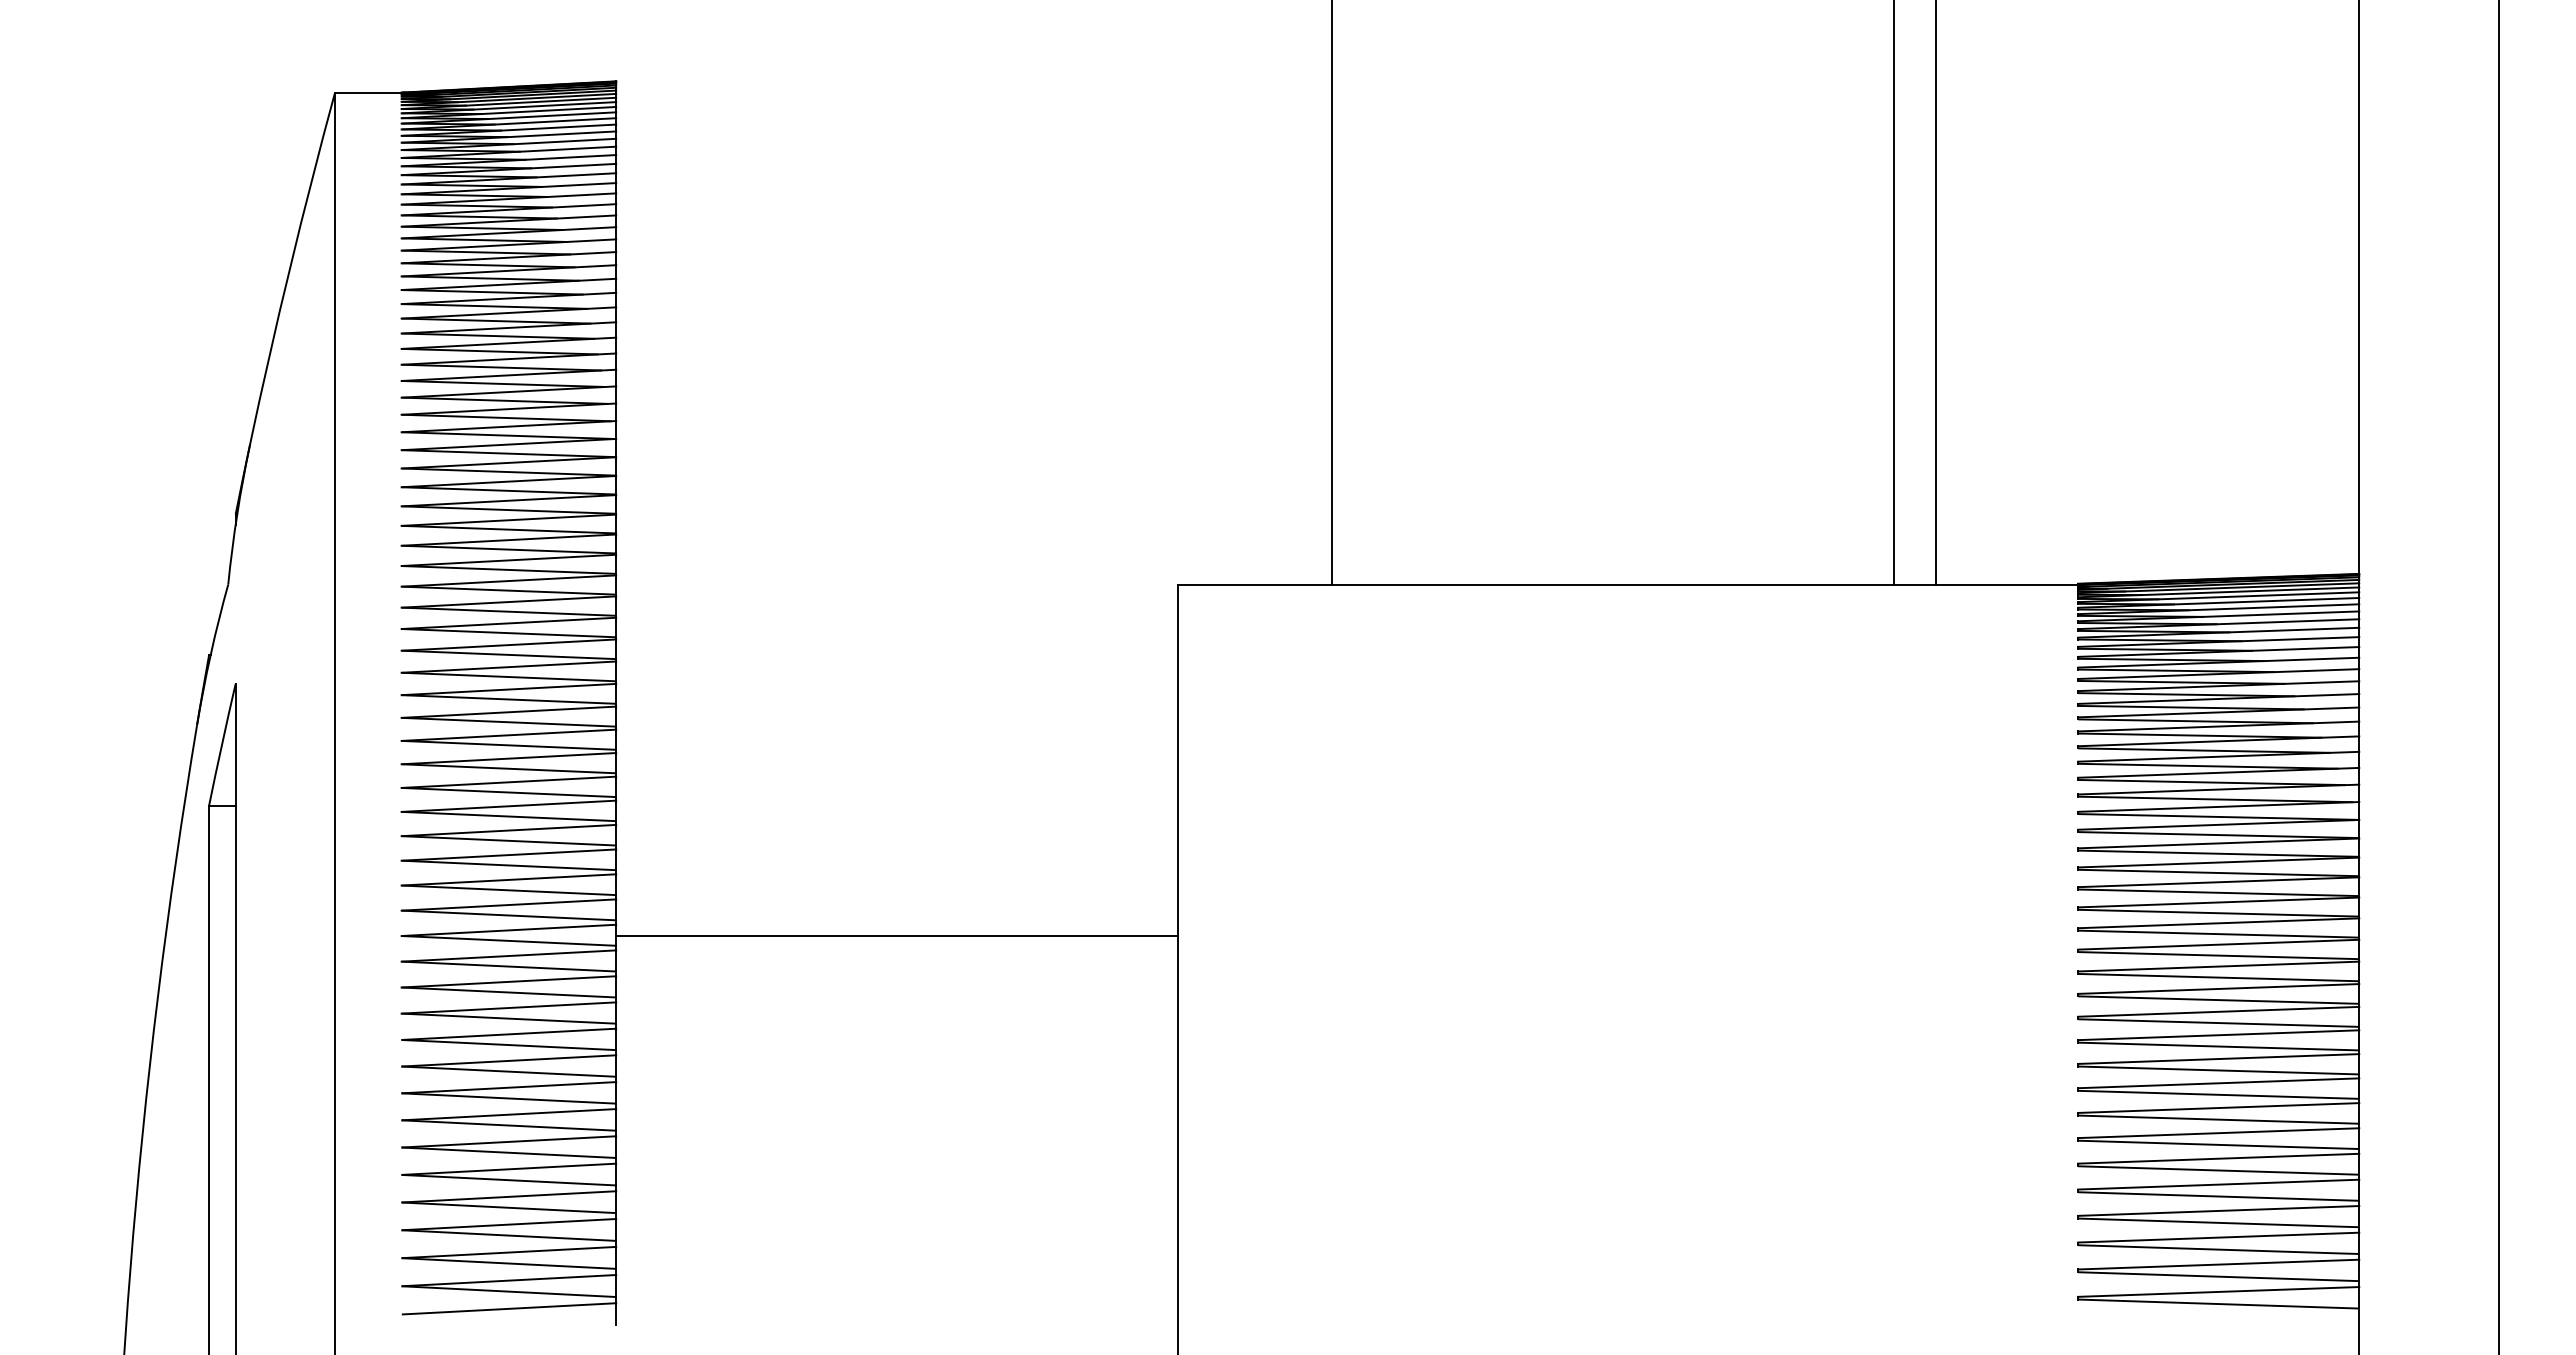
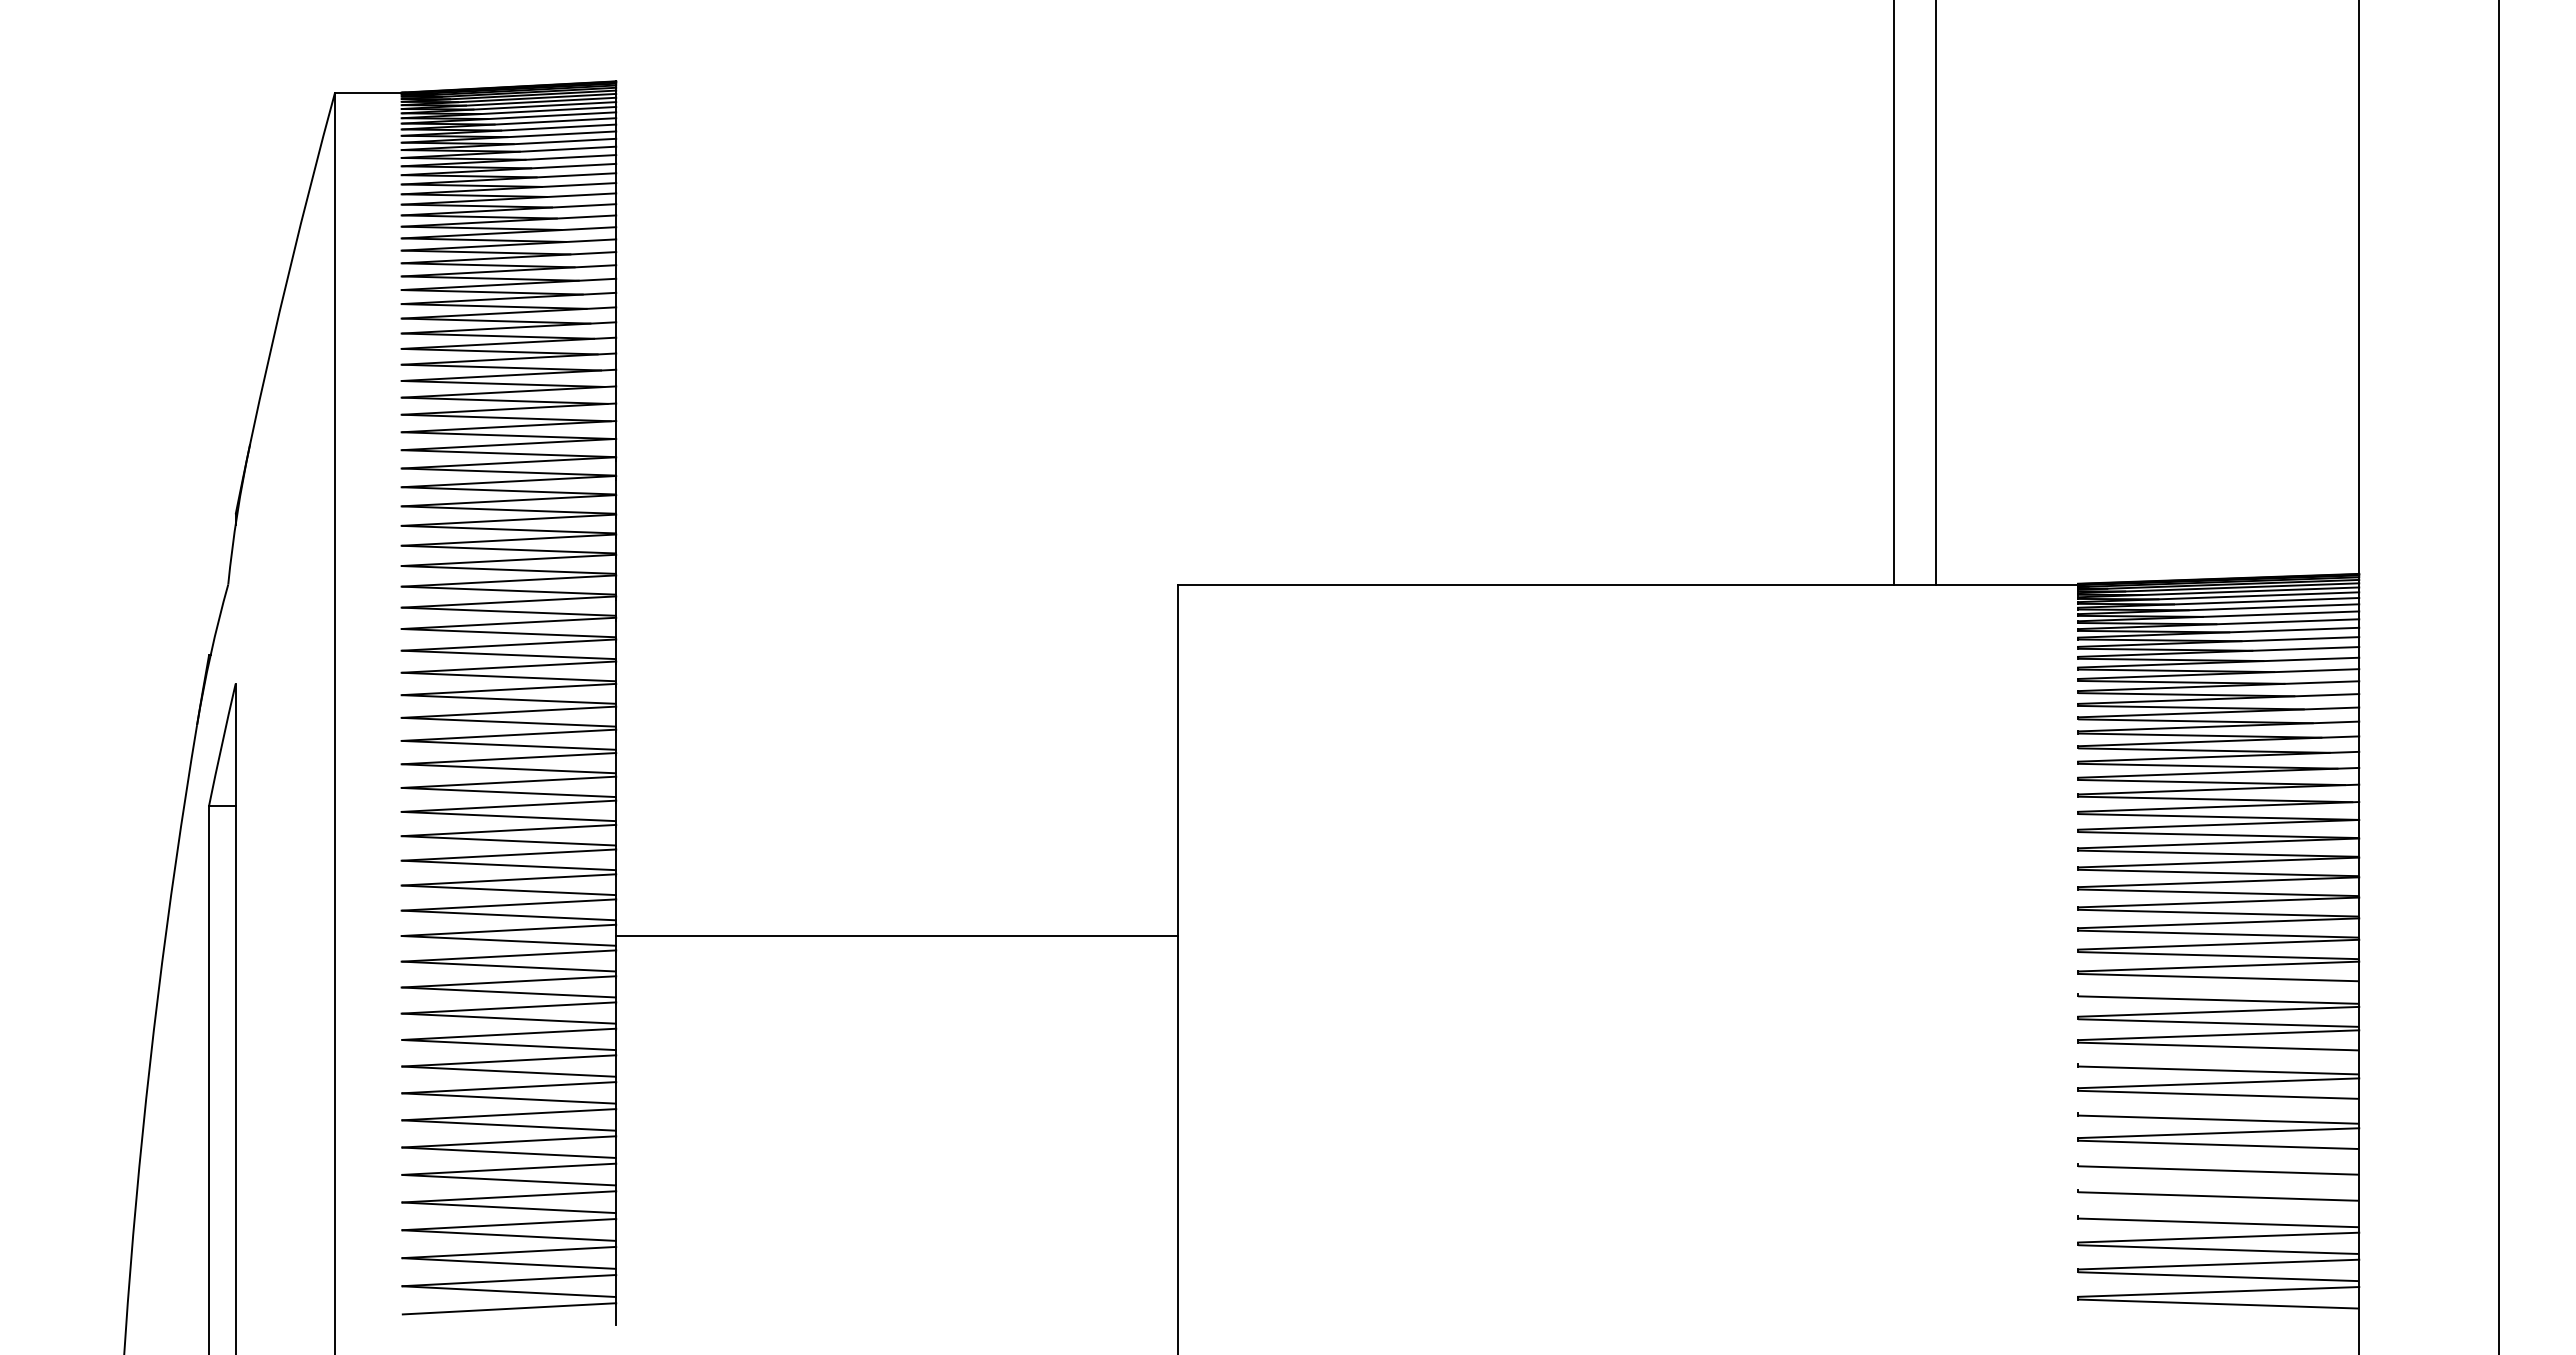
line: present -> none (1331, 293)
line: present -> none (2218, 988)
line: present -> none (2218, 1058)
line: present -> none (2218, 1107)
line: present -> none (2218, 1158)
line: present -> none (2218, 1184)
line: present -> none (2218, 1210)
